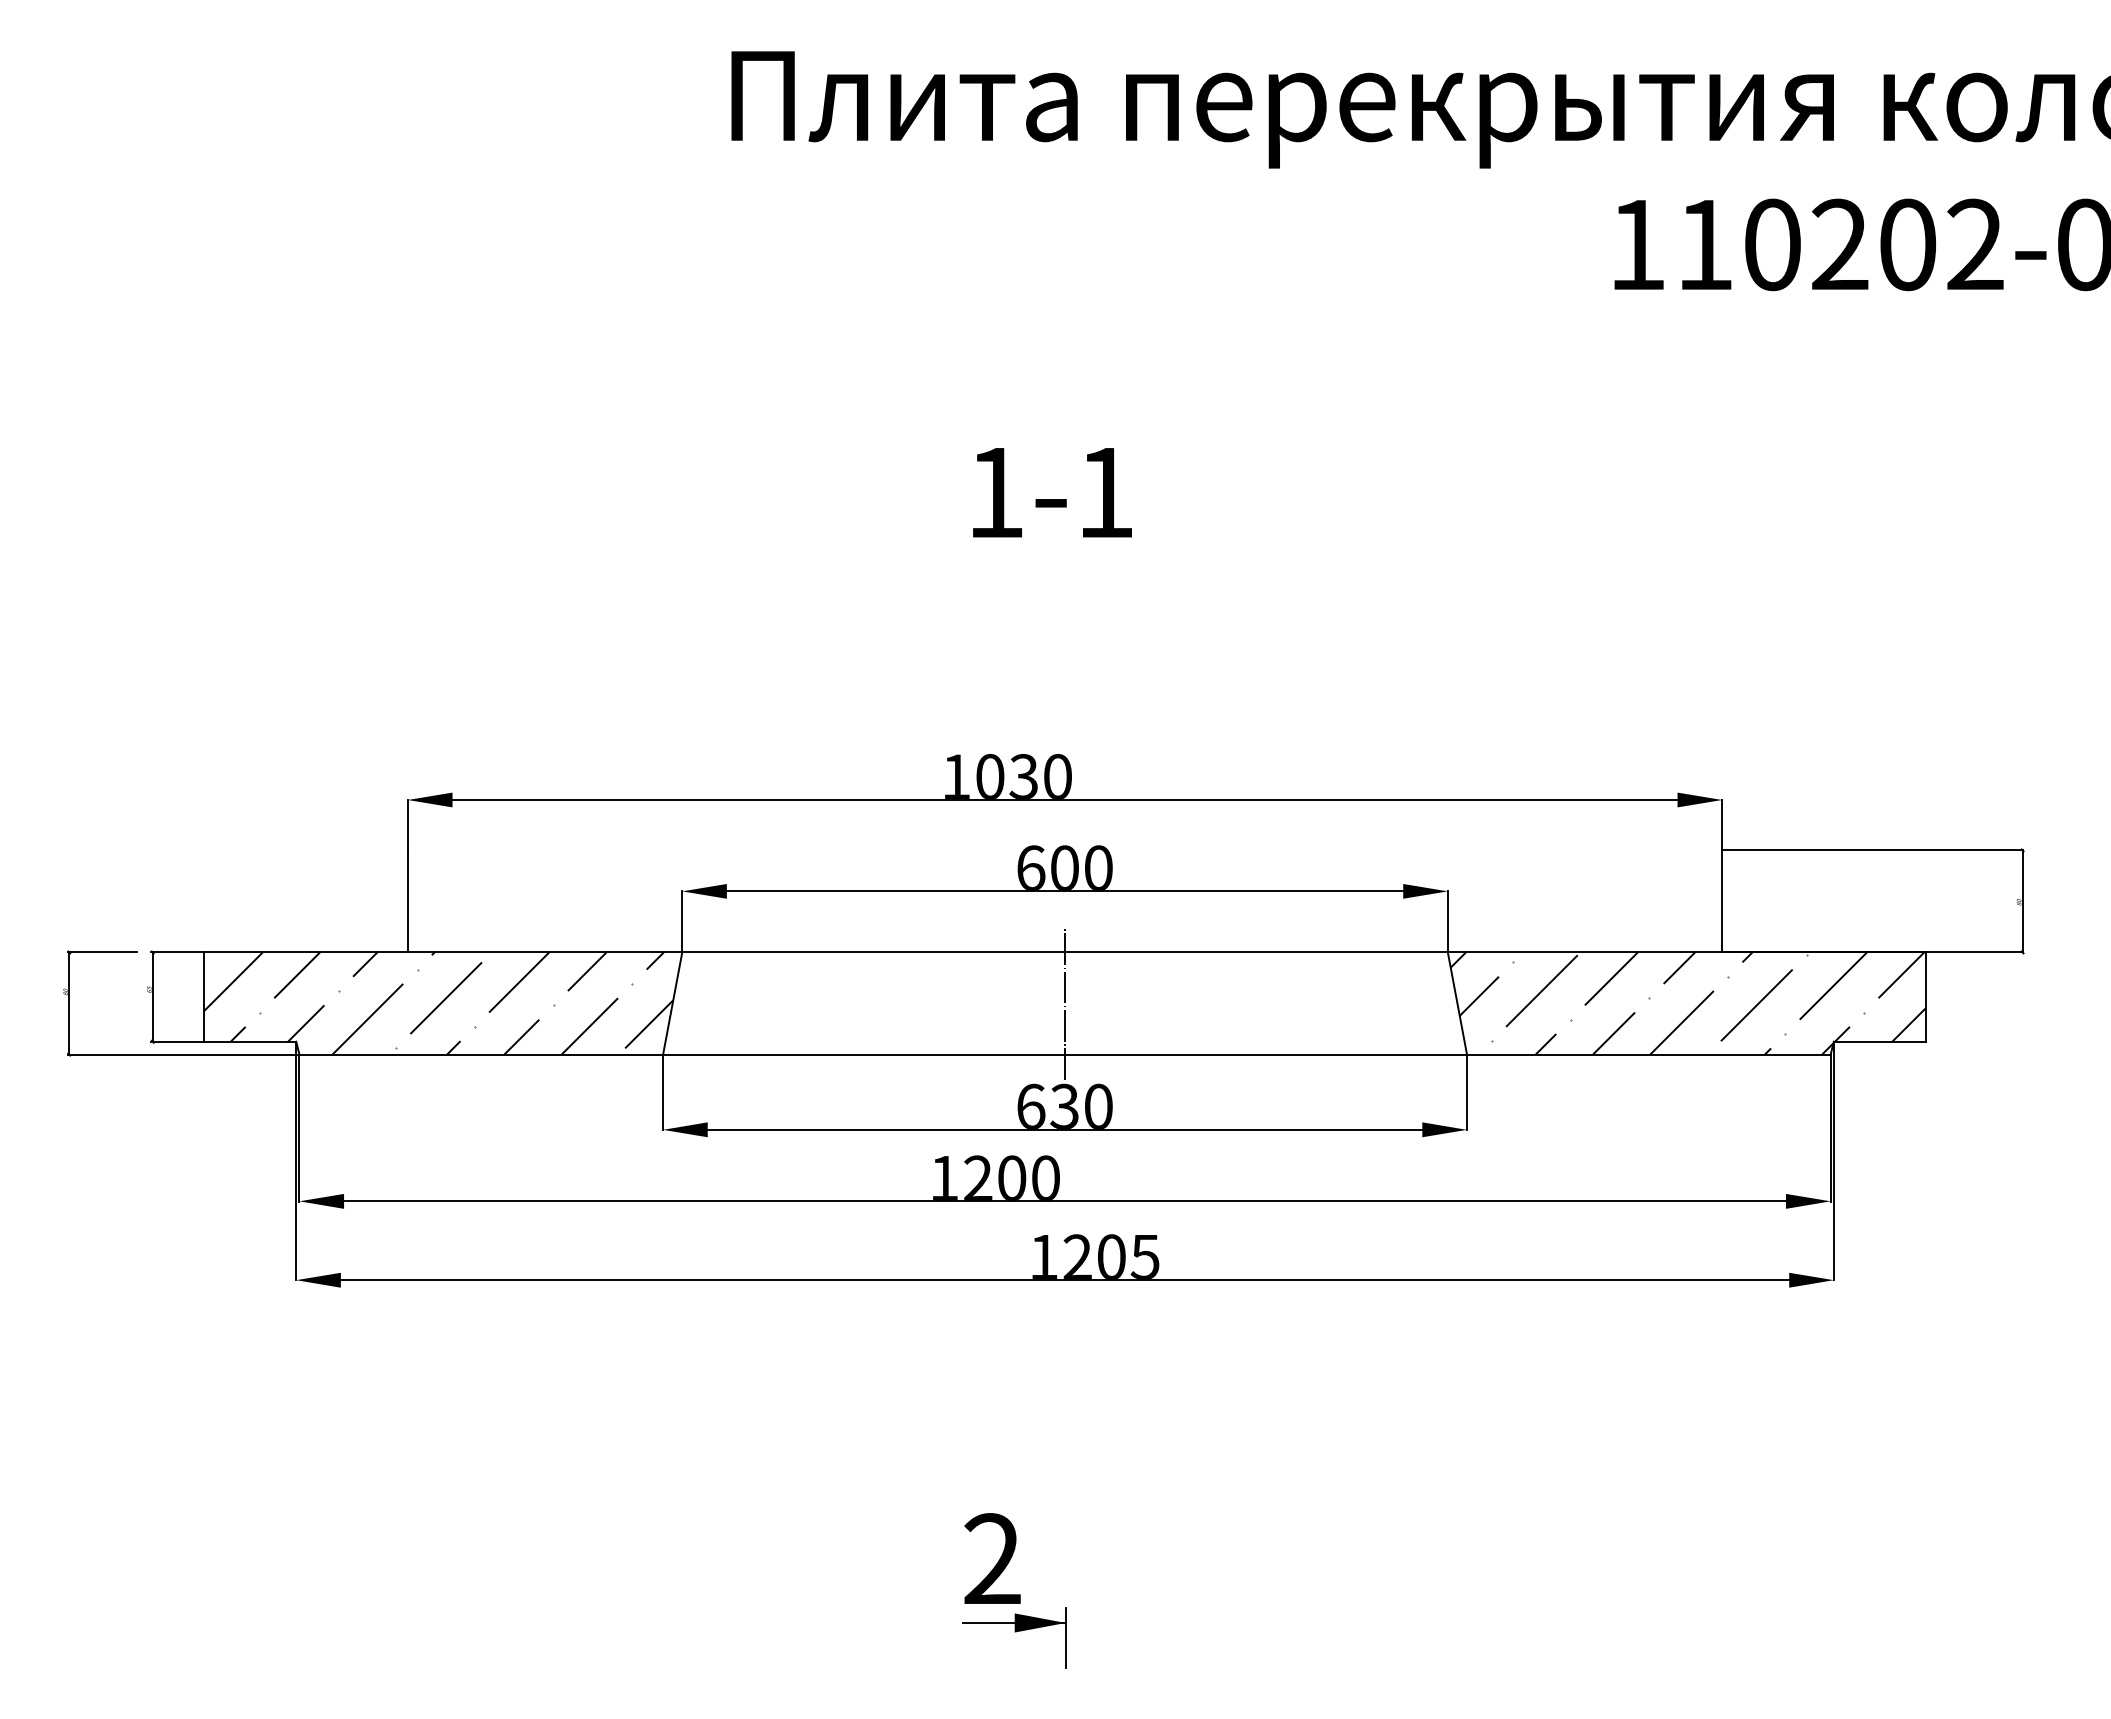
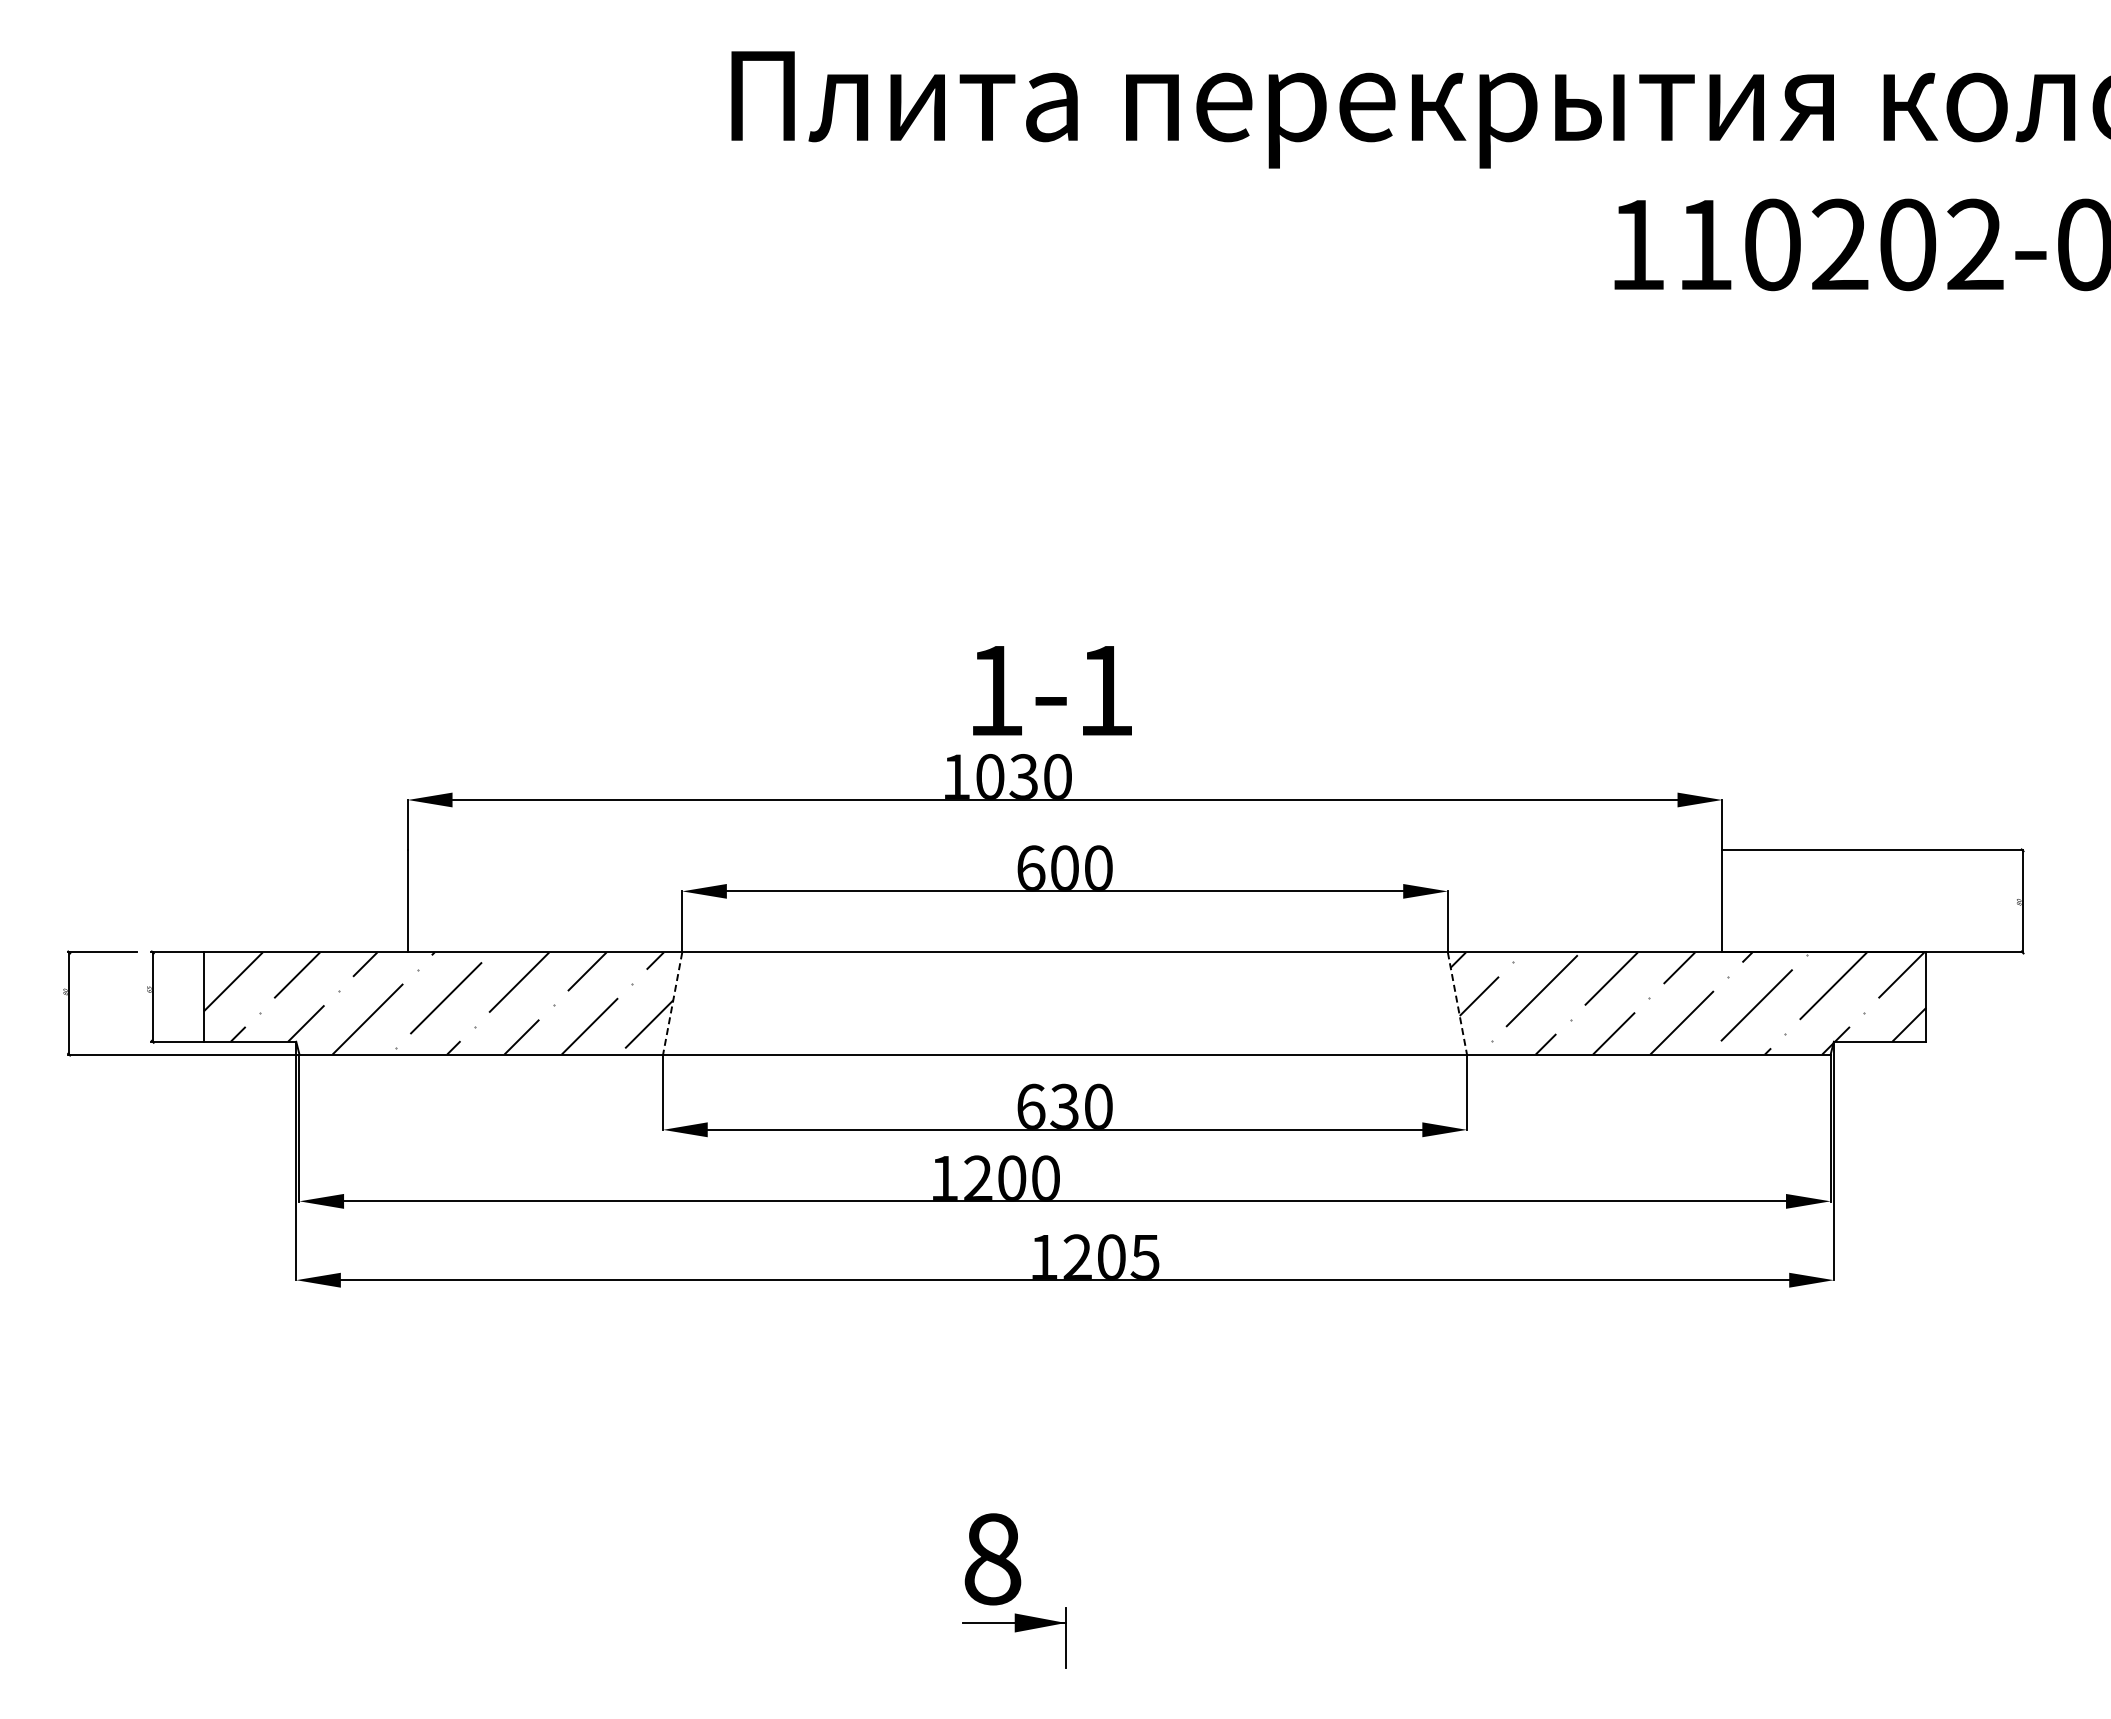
text position: (1052, 492) -> (1052, 690) (1052, 690)
line: solid -> dashed (672, 1003)
line: present -> none (1065, 1003)
line: solid -> dashed (1457, 1003)
text: 2 -> 8 (992, 1559)
